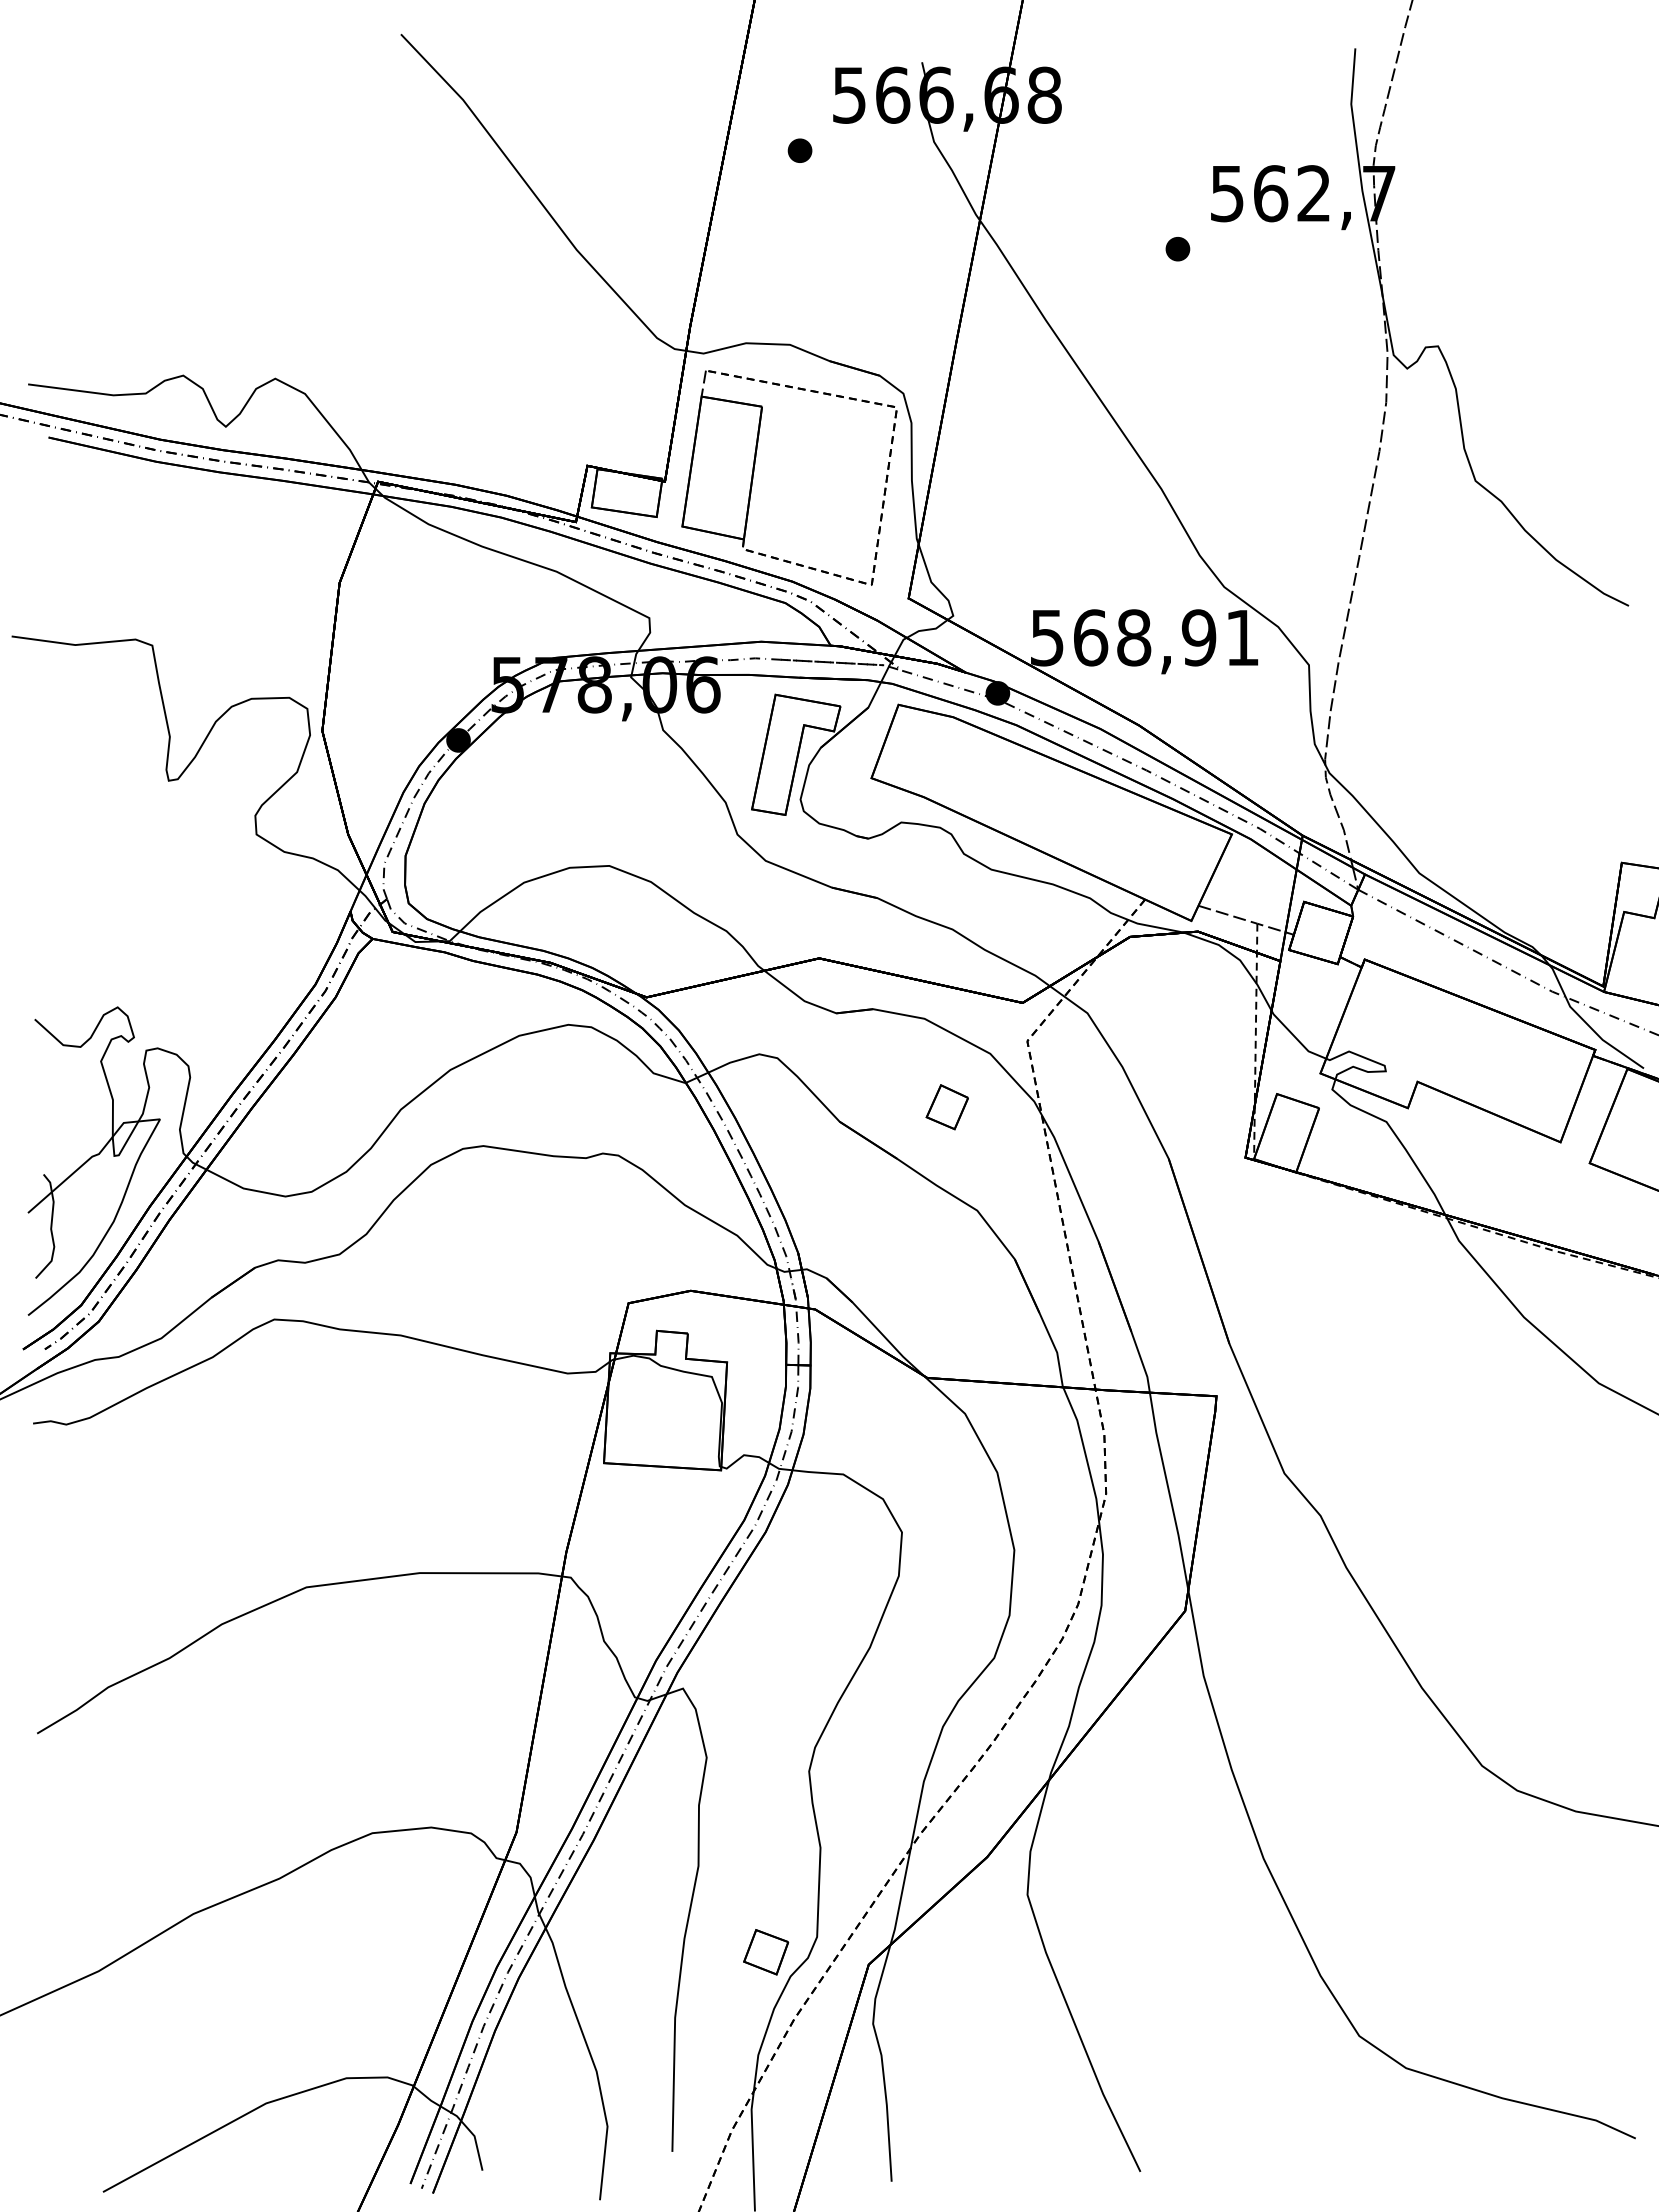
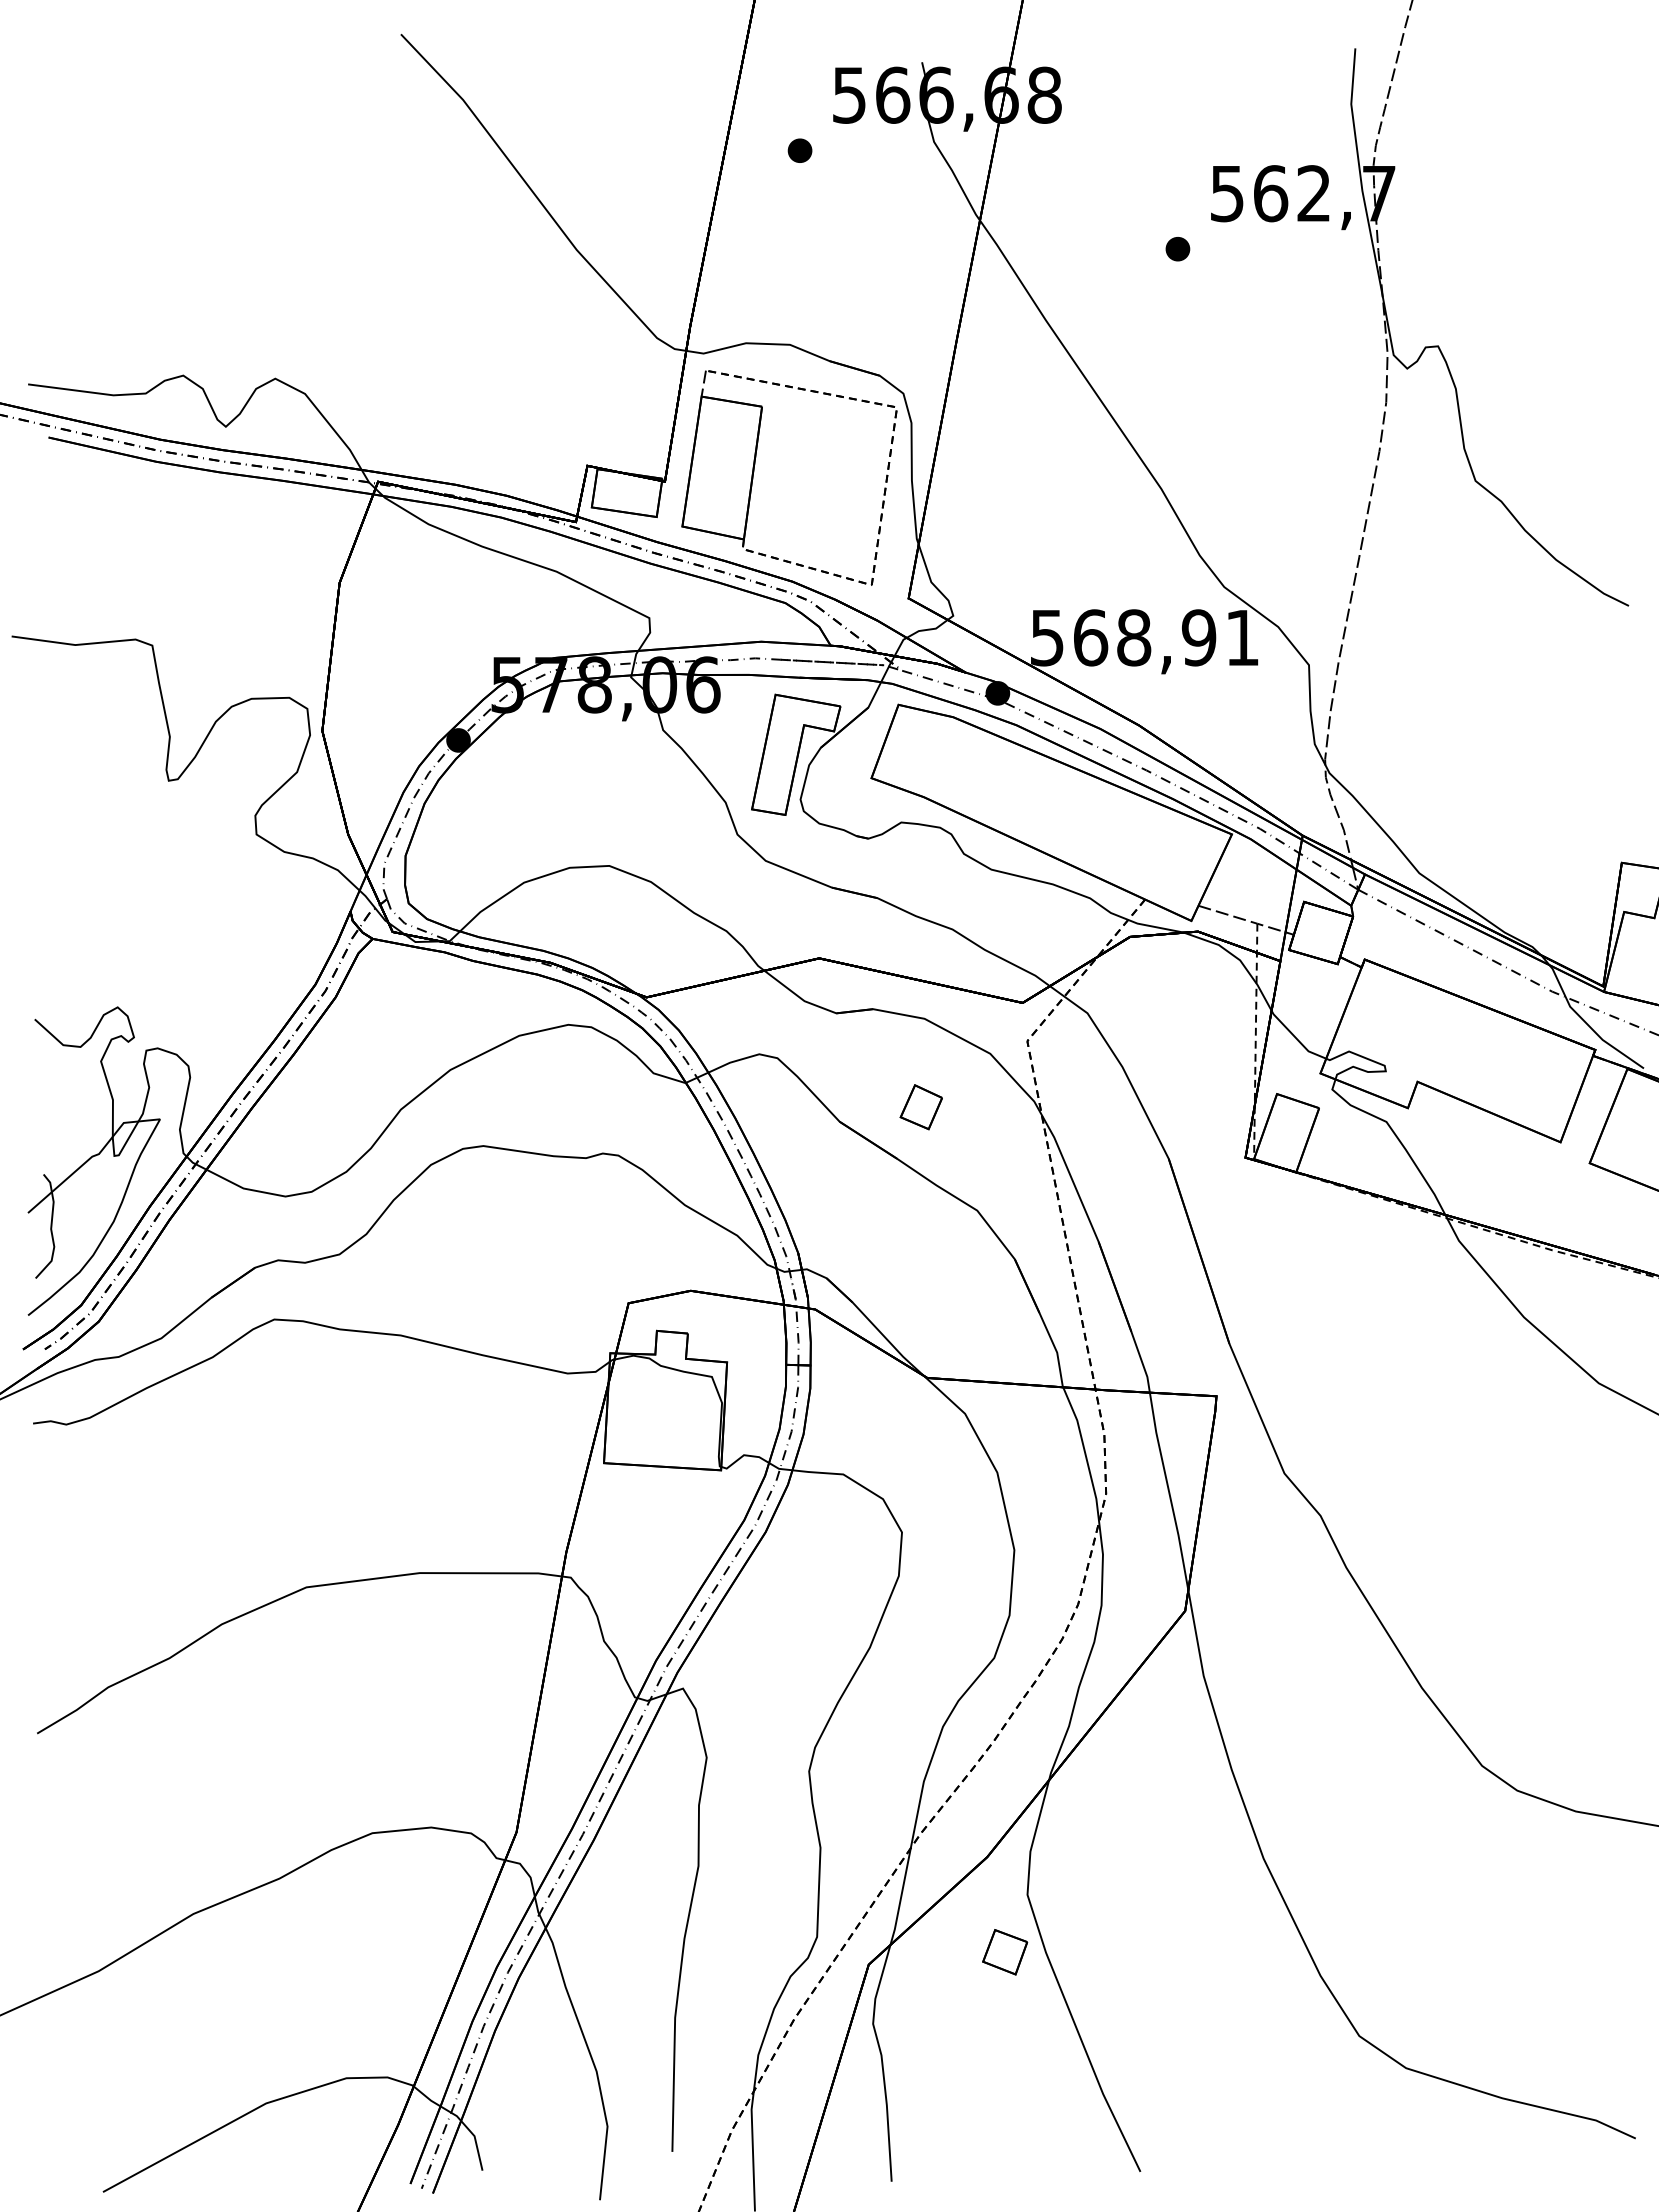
part position: (946, 1107) -> (920, 1107) (920, 1107)
part position: (766, 1952) -> (1005, 1952) (1005, 1952)
